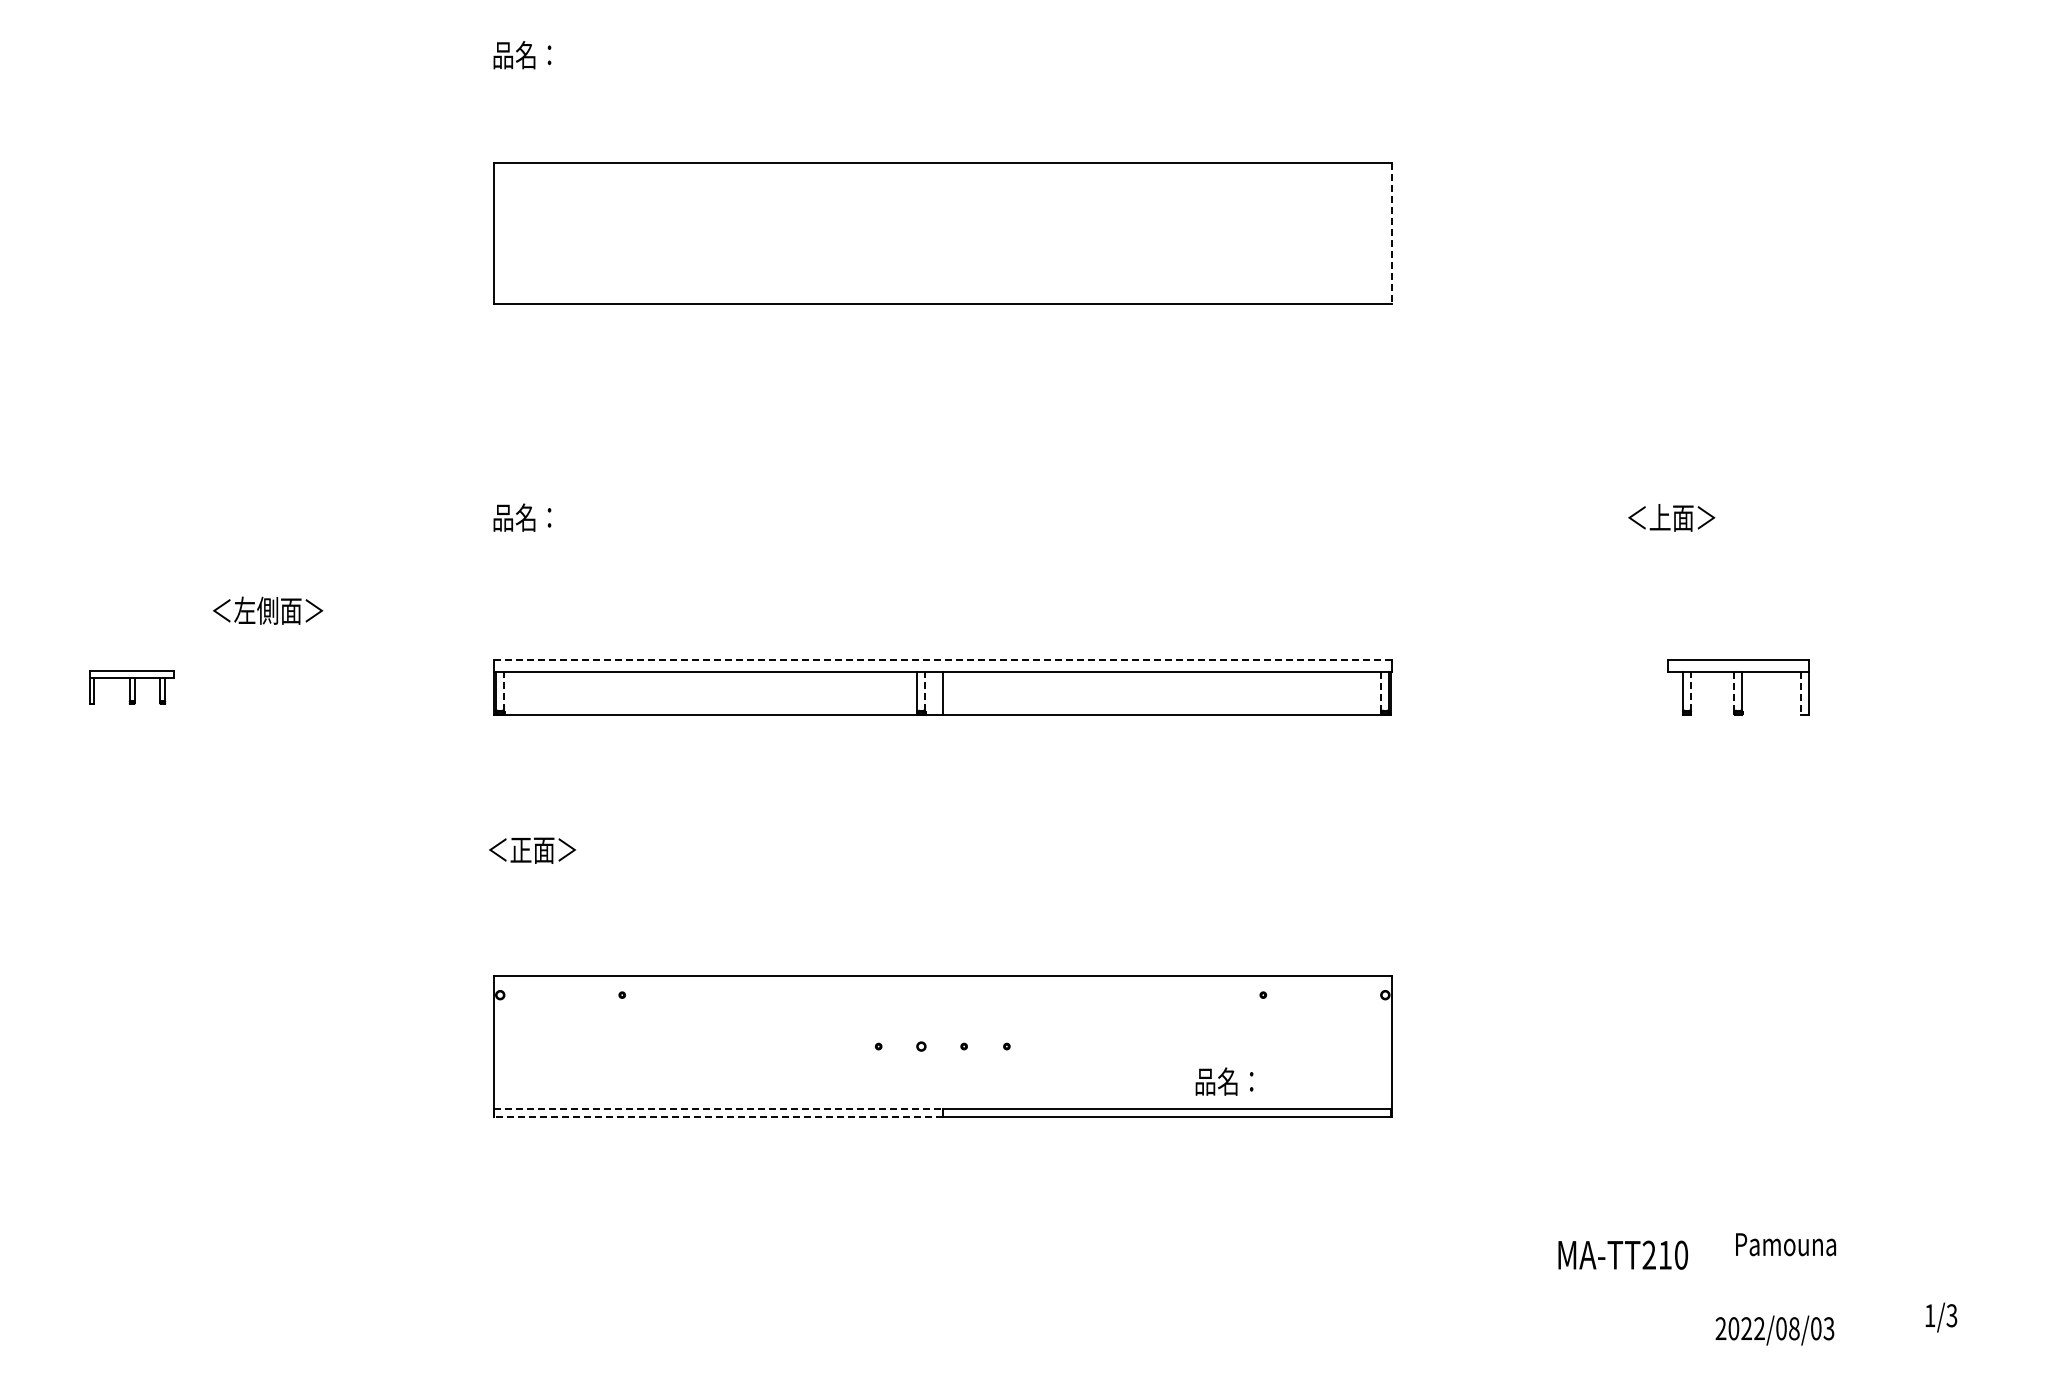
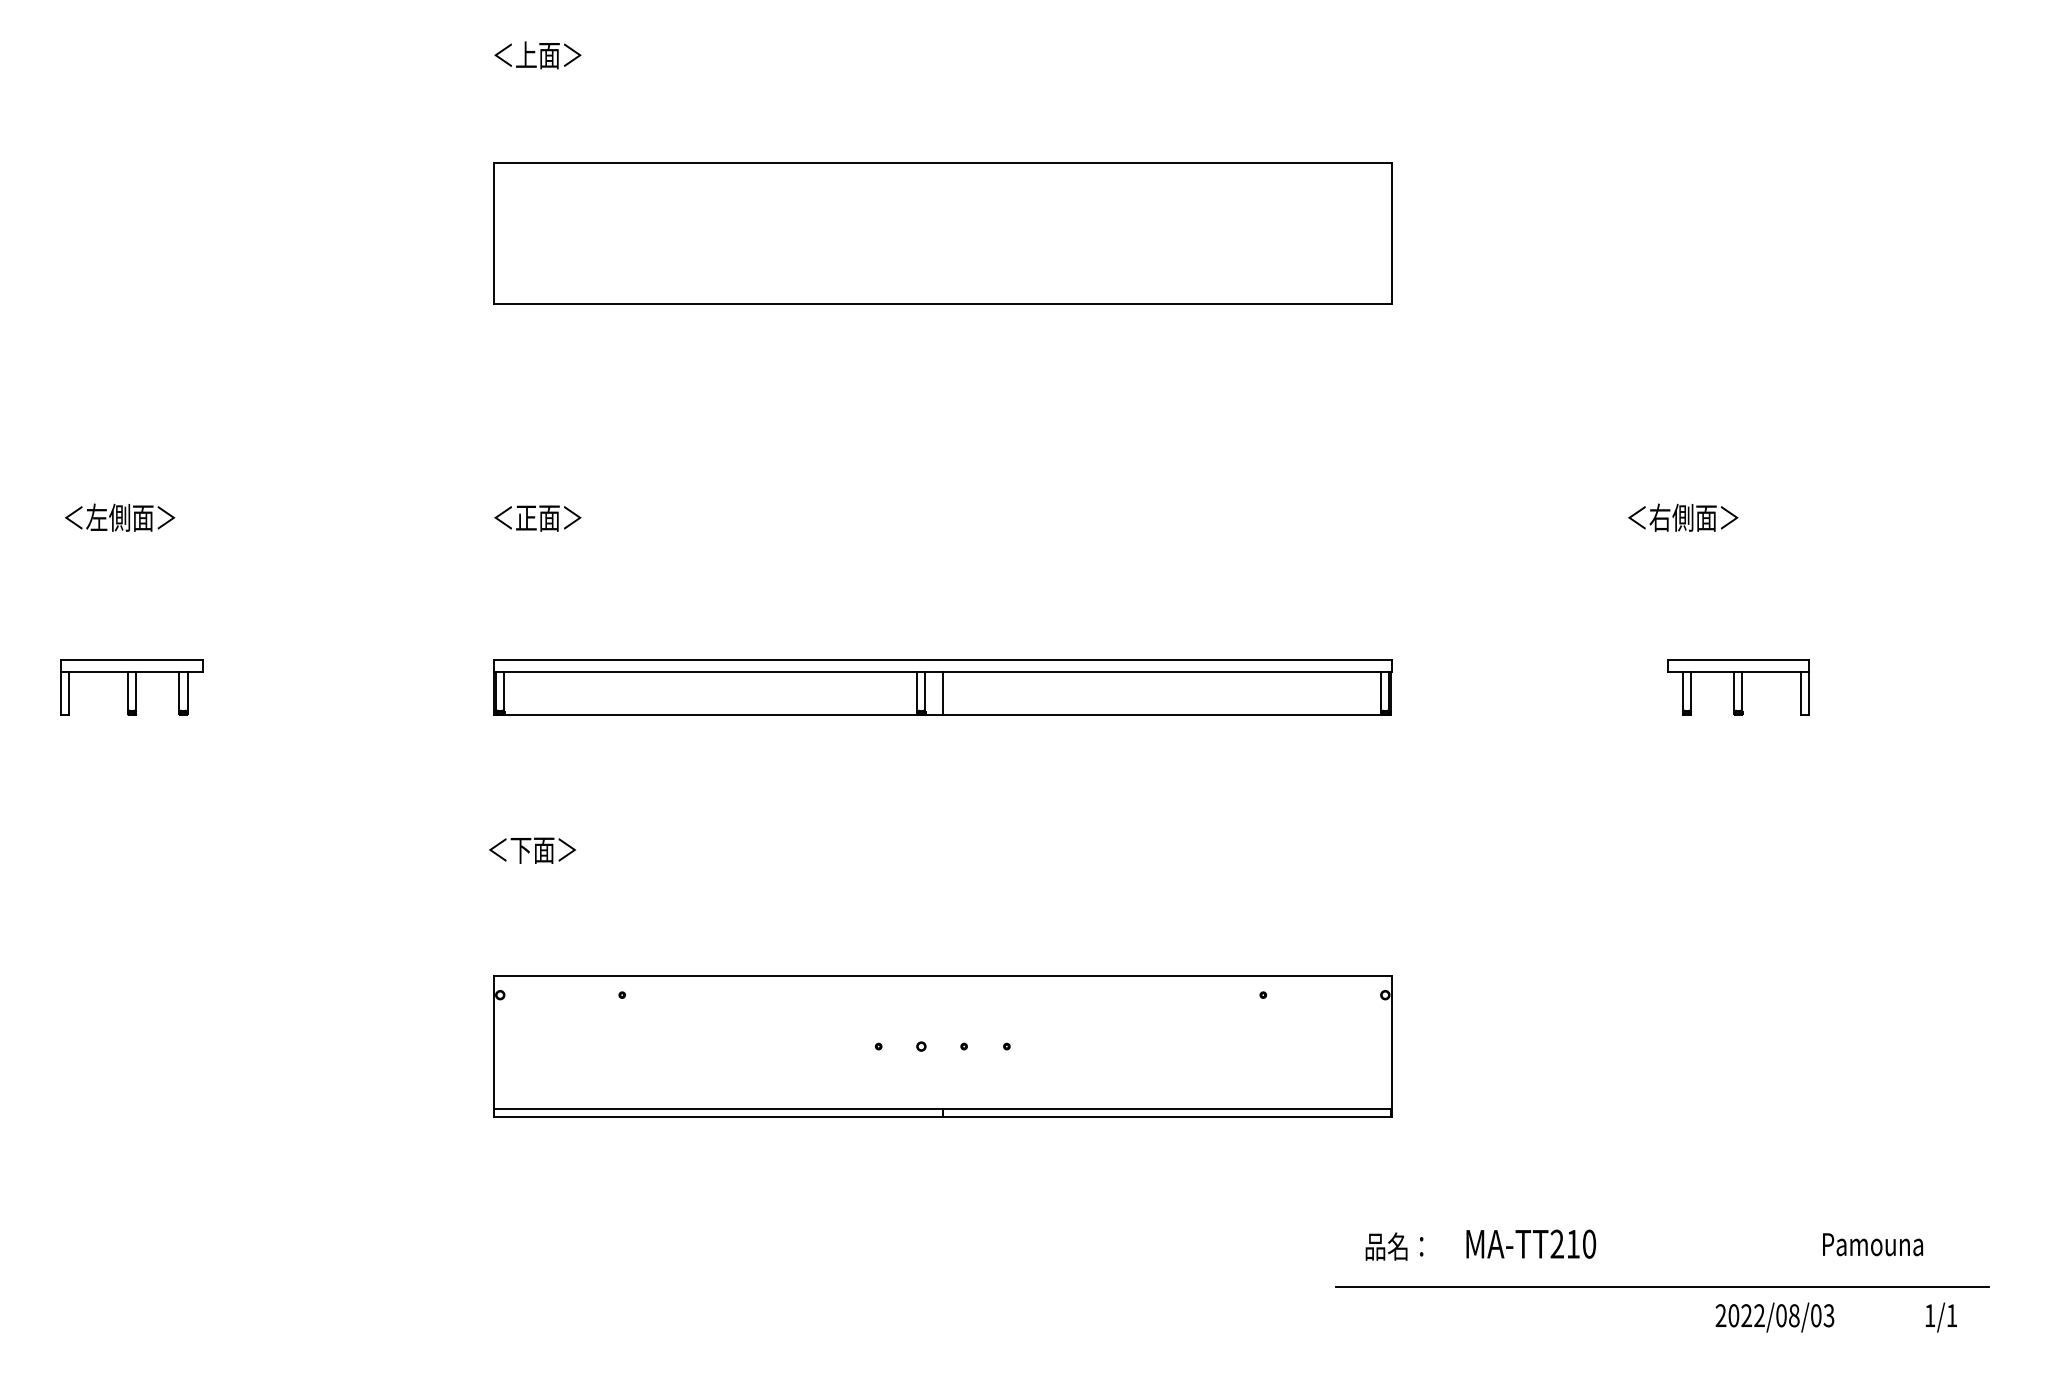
text: 品名： -> ＜上面＞ (537, 55)
line: dashed -> solid (1391, 233)
text: 品名： -> ＜正面＞ (537, 517)
text: ＜上面＞ -> ＜右側面＞ (1693, 517)
text position: (268, 610) -> (120, 517) (120, 517)
line: dashed -> solid (942, 660)
part size: 86x35 px -> 144x57 px (131, 687)
line: dashed -> solid (504, 690)
line: dashed -> solid (925, 690)
line: dashed -> solid (1691, 690)
line: dashed -> solid (1381, 691)
line: dashed -> solid (1734, 691)
line: dashed -> solid (1801, 693)
text: ＜正面＞ -> ＜下面＞ (520, 850)
text position: (1224, 1081) -> (1394, 1246) (1394, 1246)
line: dashed -> solid (719, 1109)
line: dashed -> solid (718, 1117)
text position: (1785, 1244) -> (1872, 1244) (1872, 1244)
text position: (1622, 1254) -> (1530, 1243) (1530, 1243)
line: none -> present (1661, 1287)
text: 1/3 -> 1/1 (1951, 1315)
text position: (1774, 1330) -> (1774, 1317) (1774, 1317)
